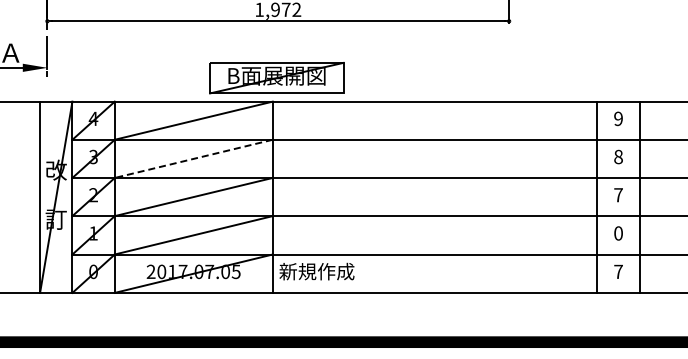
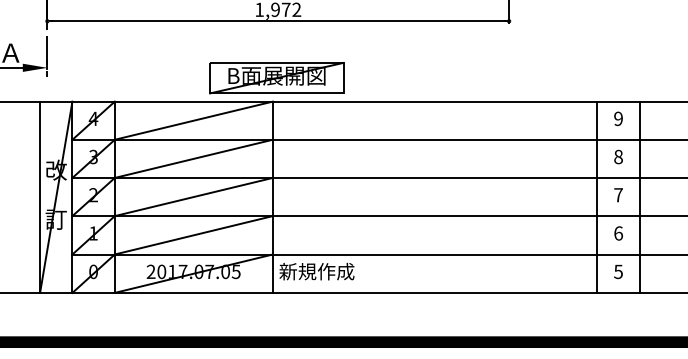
line: dashed -> solid (193, 158)
text: 0 -> 6 (618, 233)
text: 7 -> 5 (618, 271)
